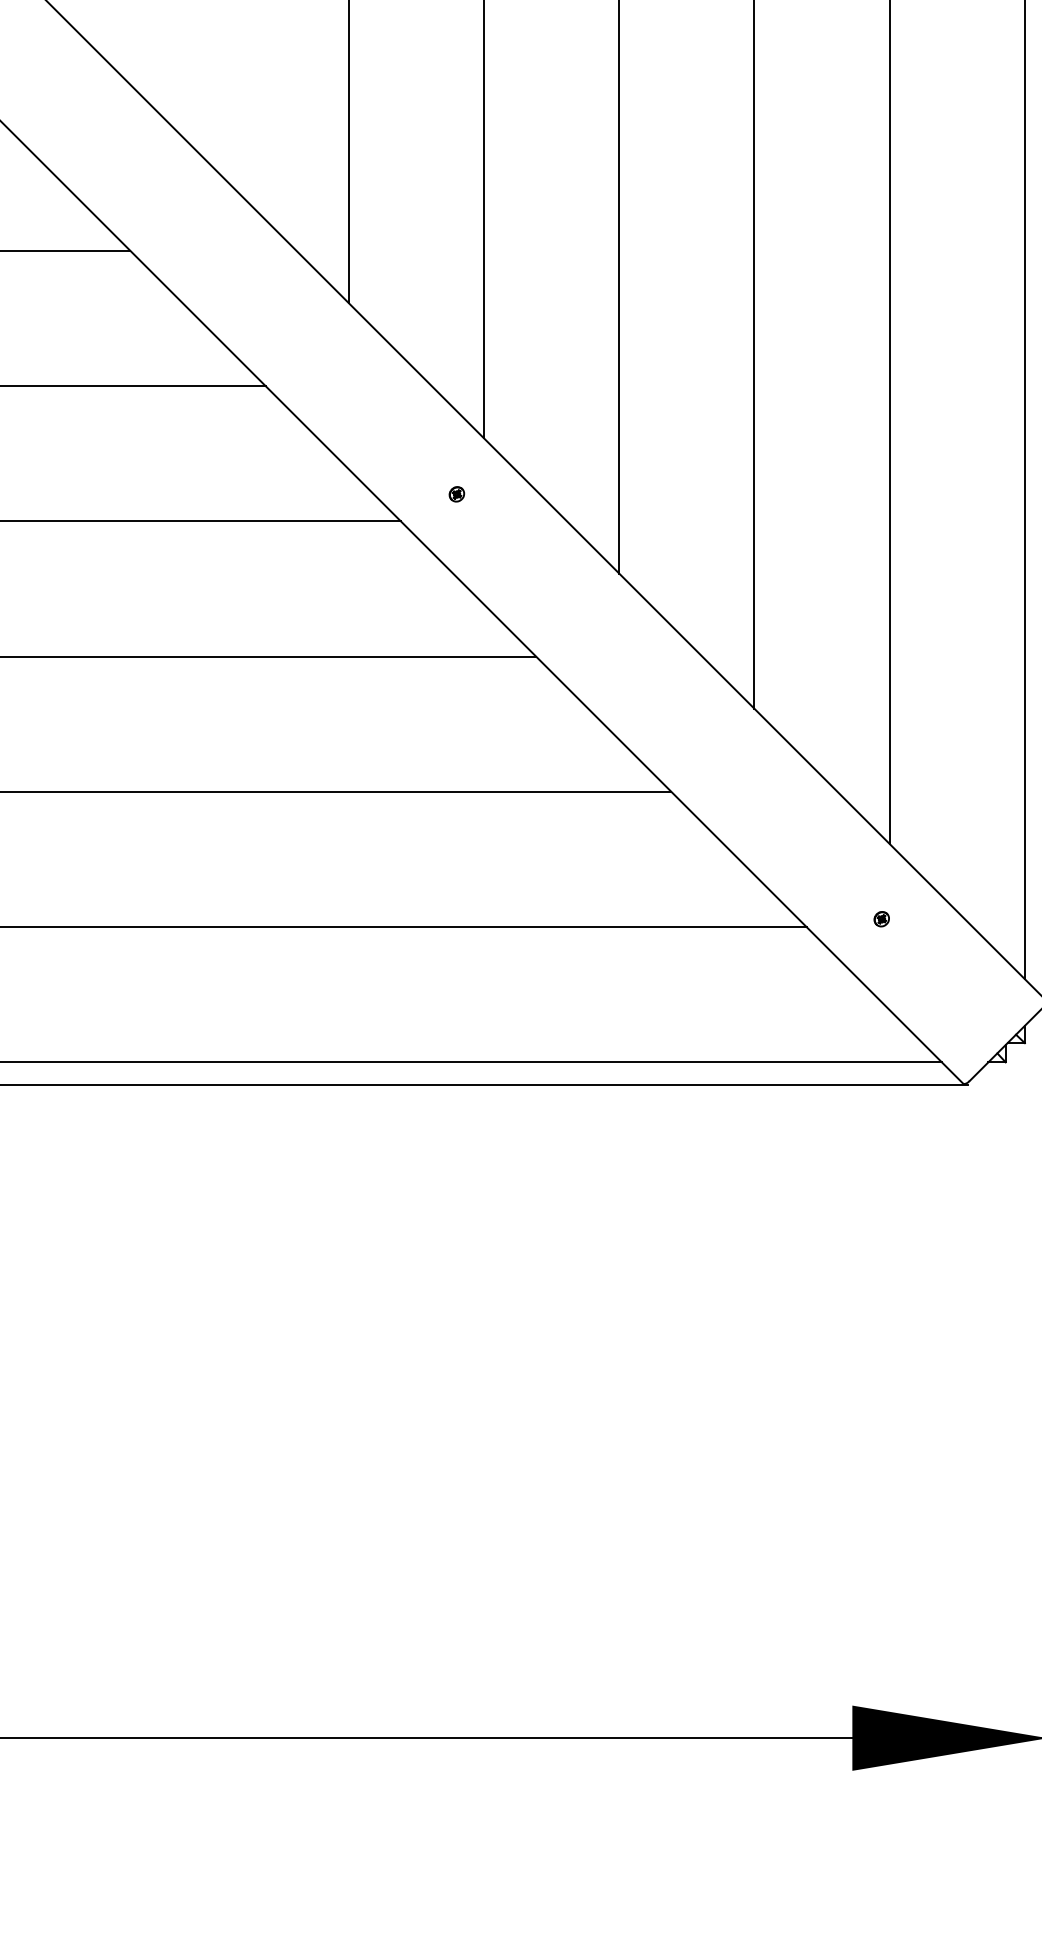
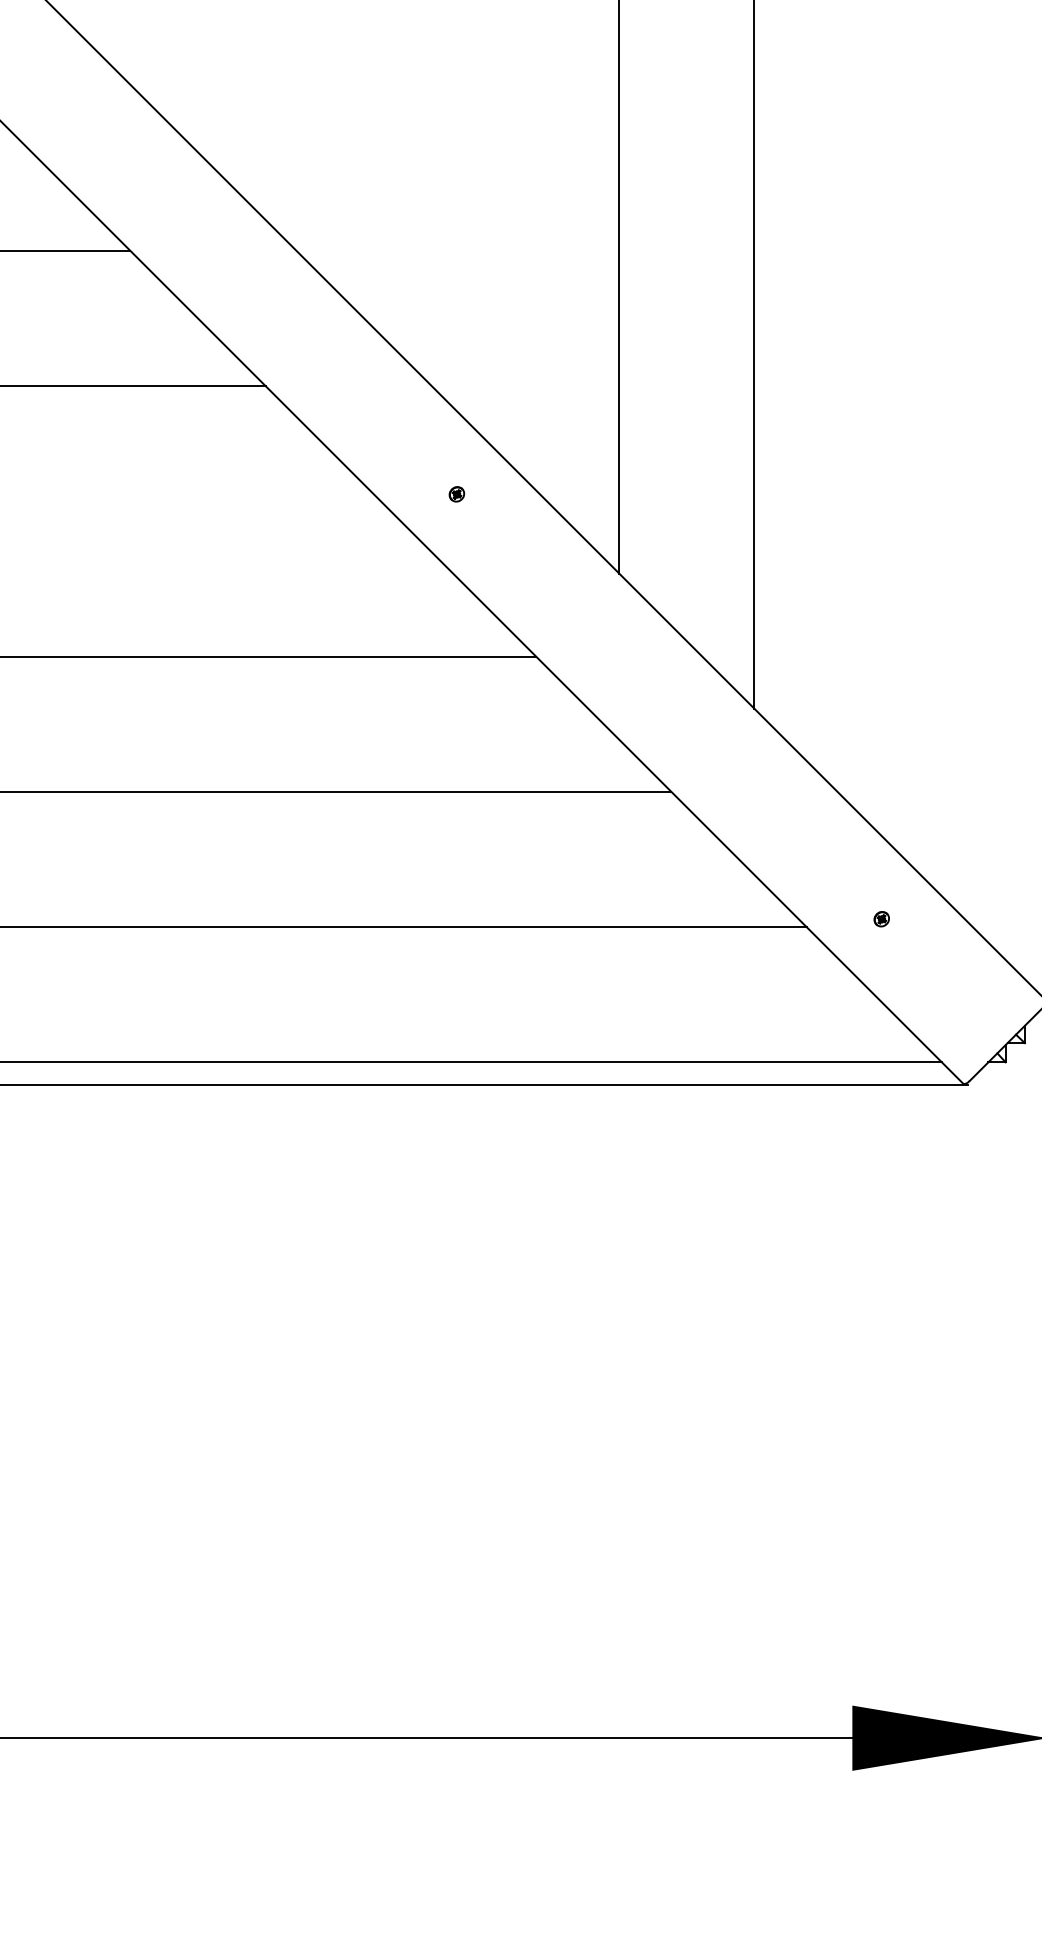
line: present -> none (348, 152)
line: present -> none (483, 220)
line: present -> none (889, 422)
line: present -> none (1024, 490)
line: present -> none (201, 521)
